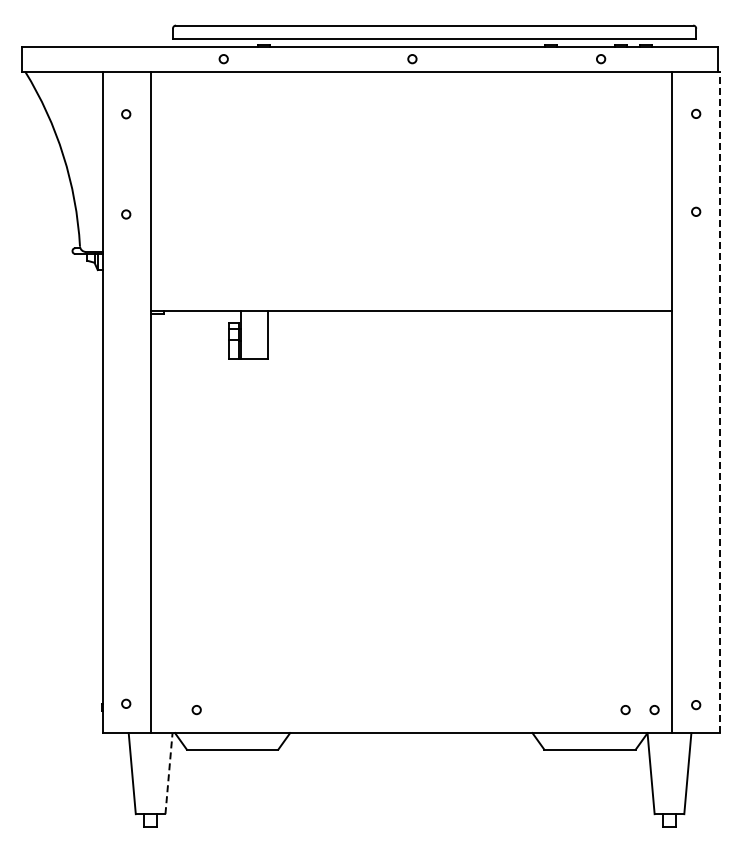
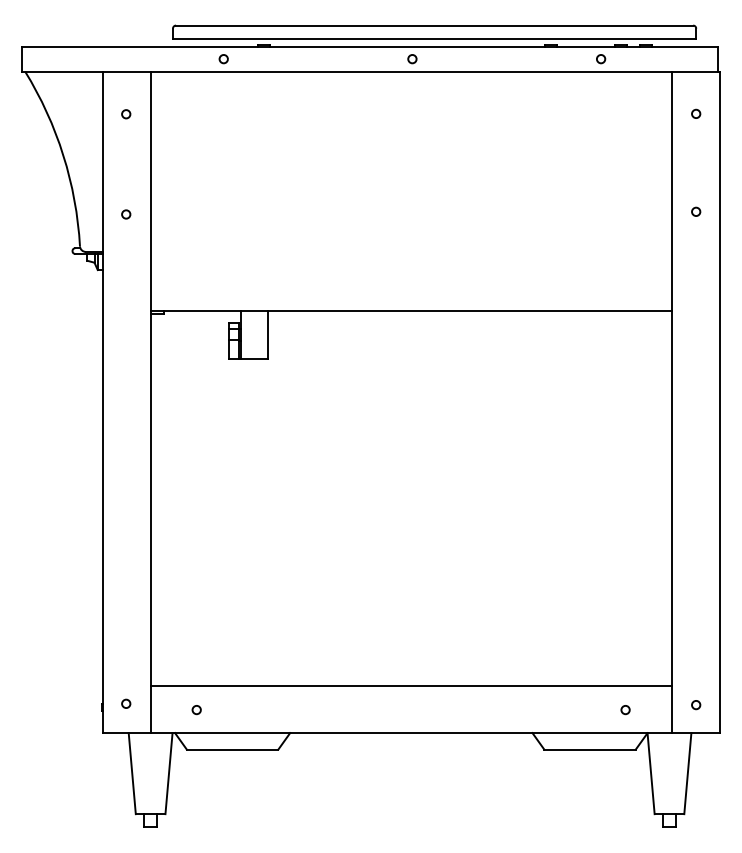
line: dashed -> solid (719, 402)
line: none -> present (411, 685)
circle: present -> none (654, 710)
line: dashed -> solid (169, 773)
